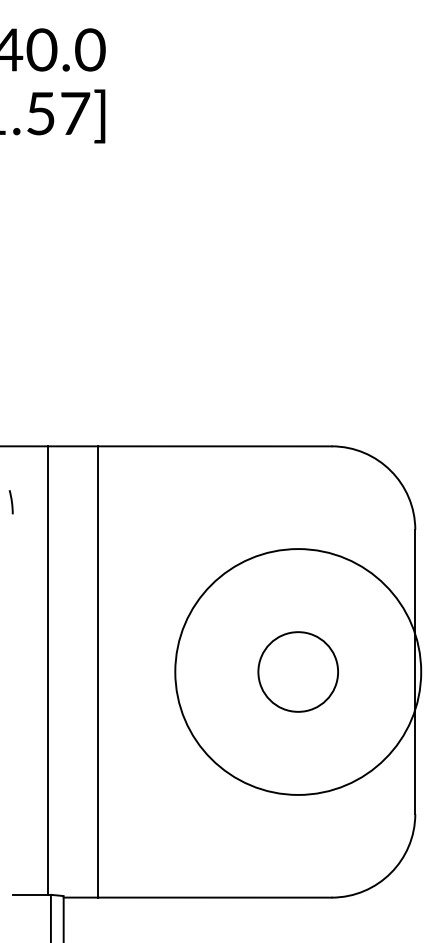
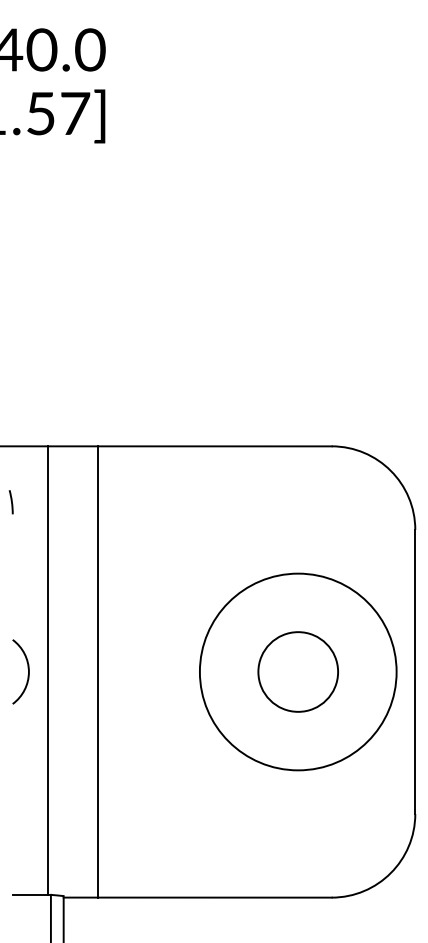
arc: none -> present (27, 668)
circle diameter: 246 px -> 197 px (297, 671)
